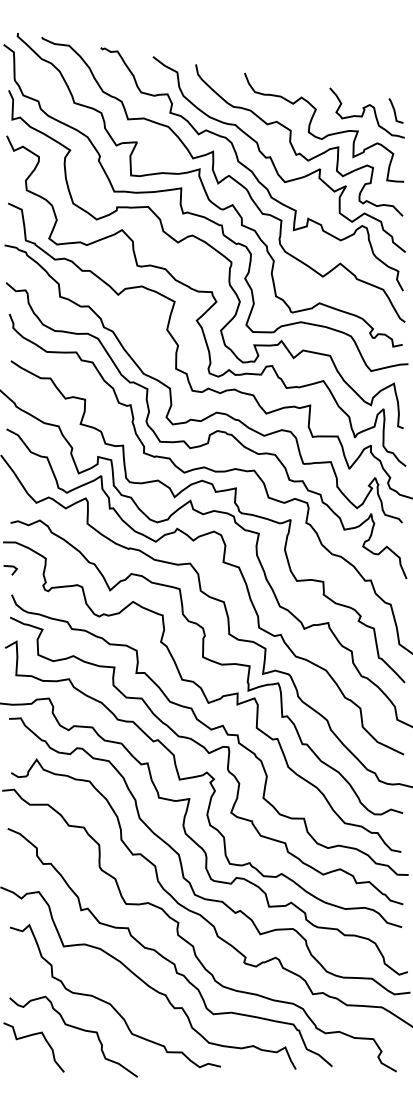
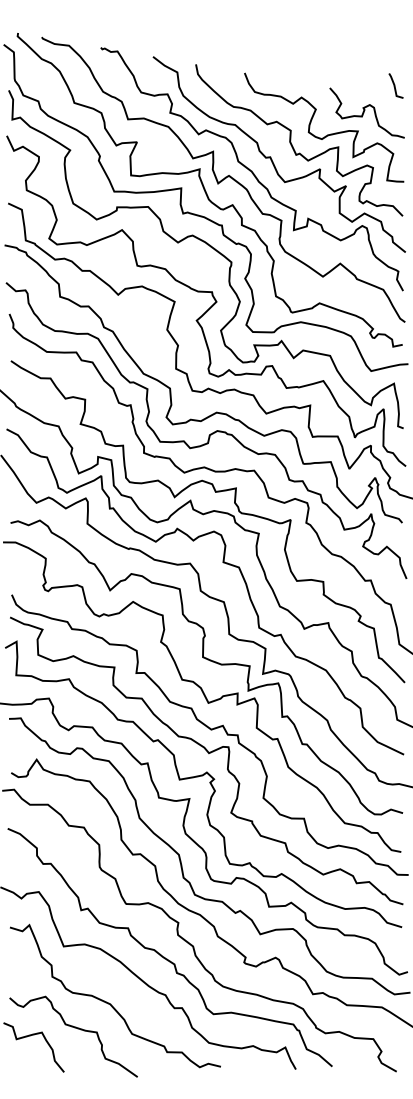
line position: (395, 110) -> (395, 85) (395, 85)
line: present -> none (12, 572)
